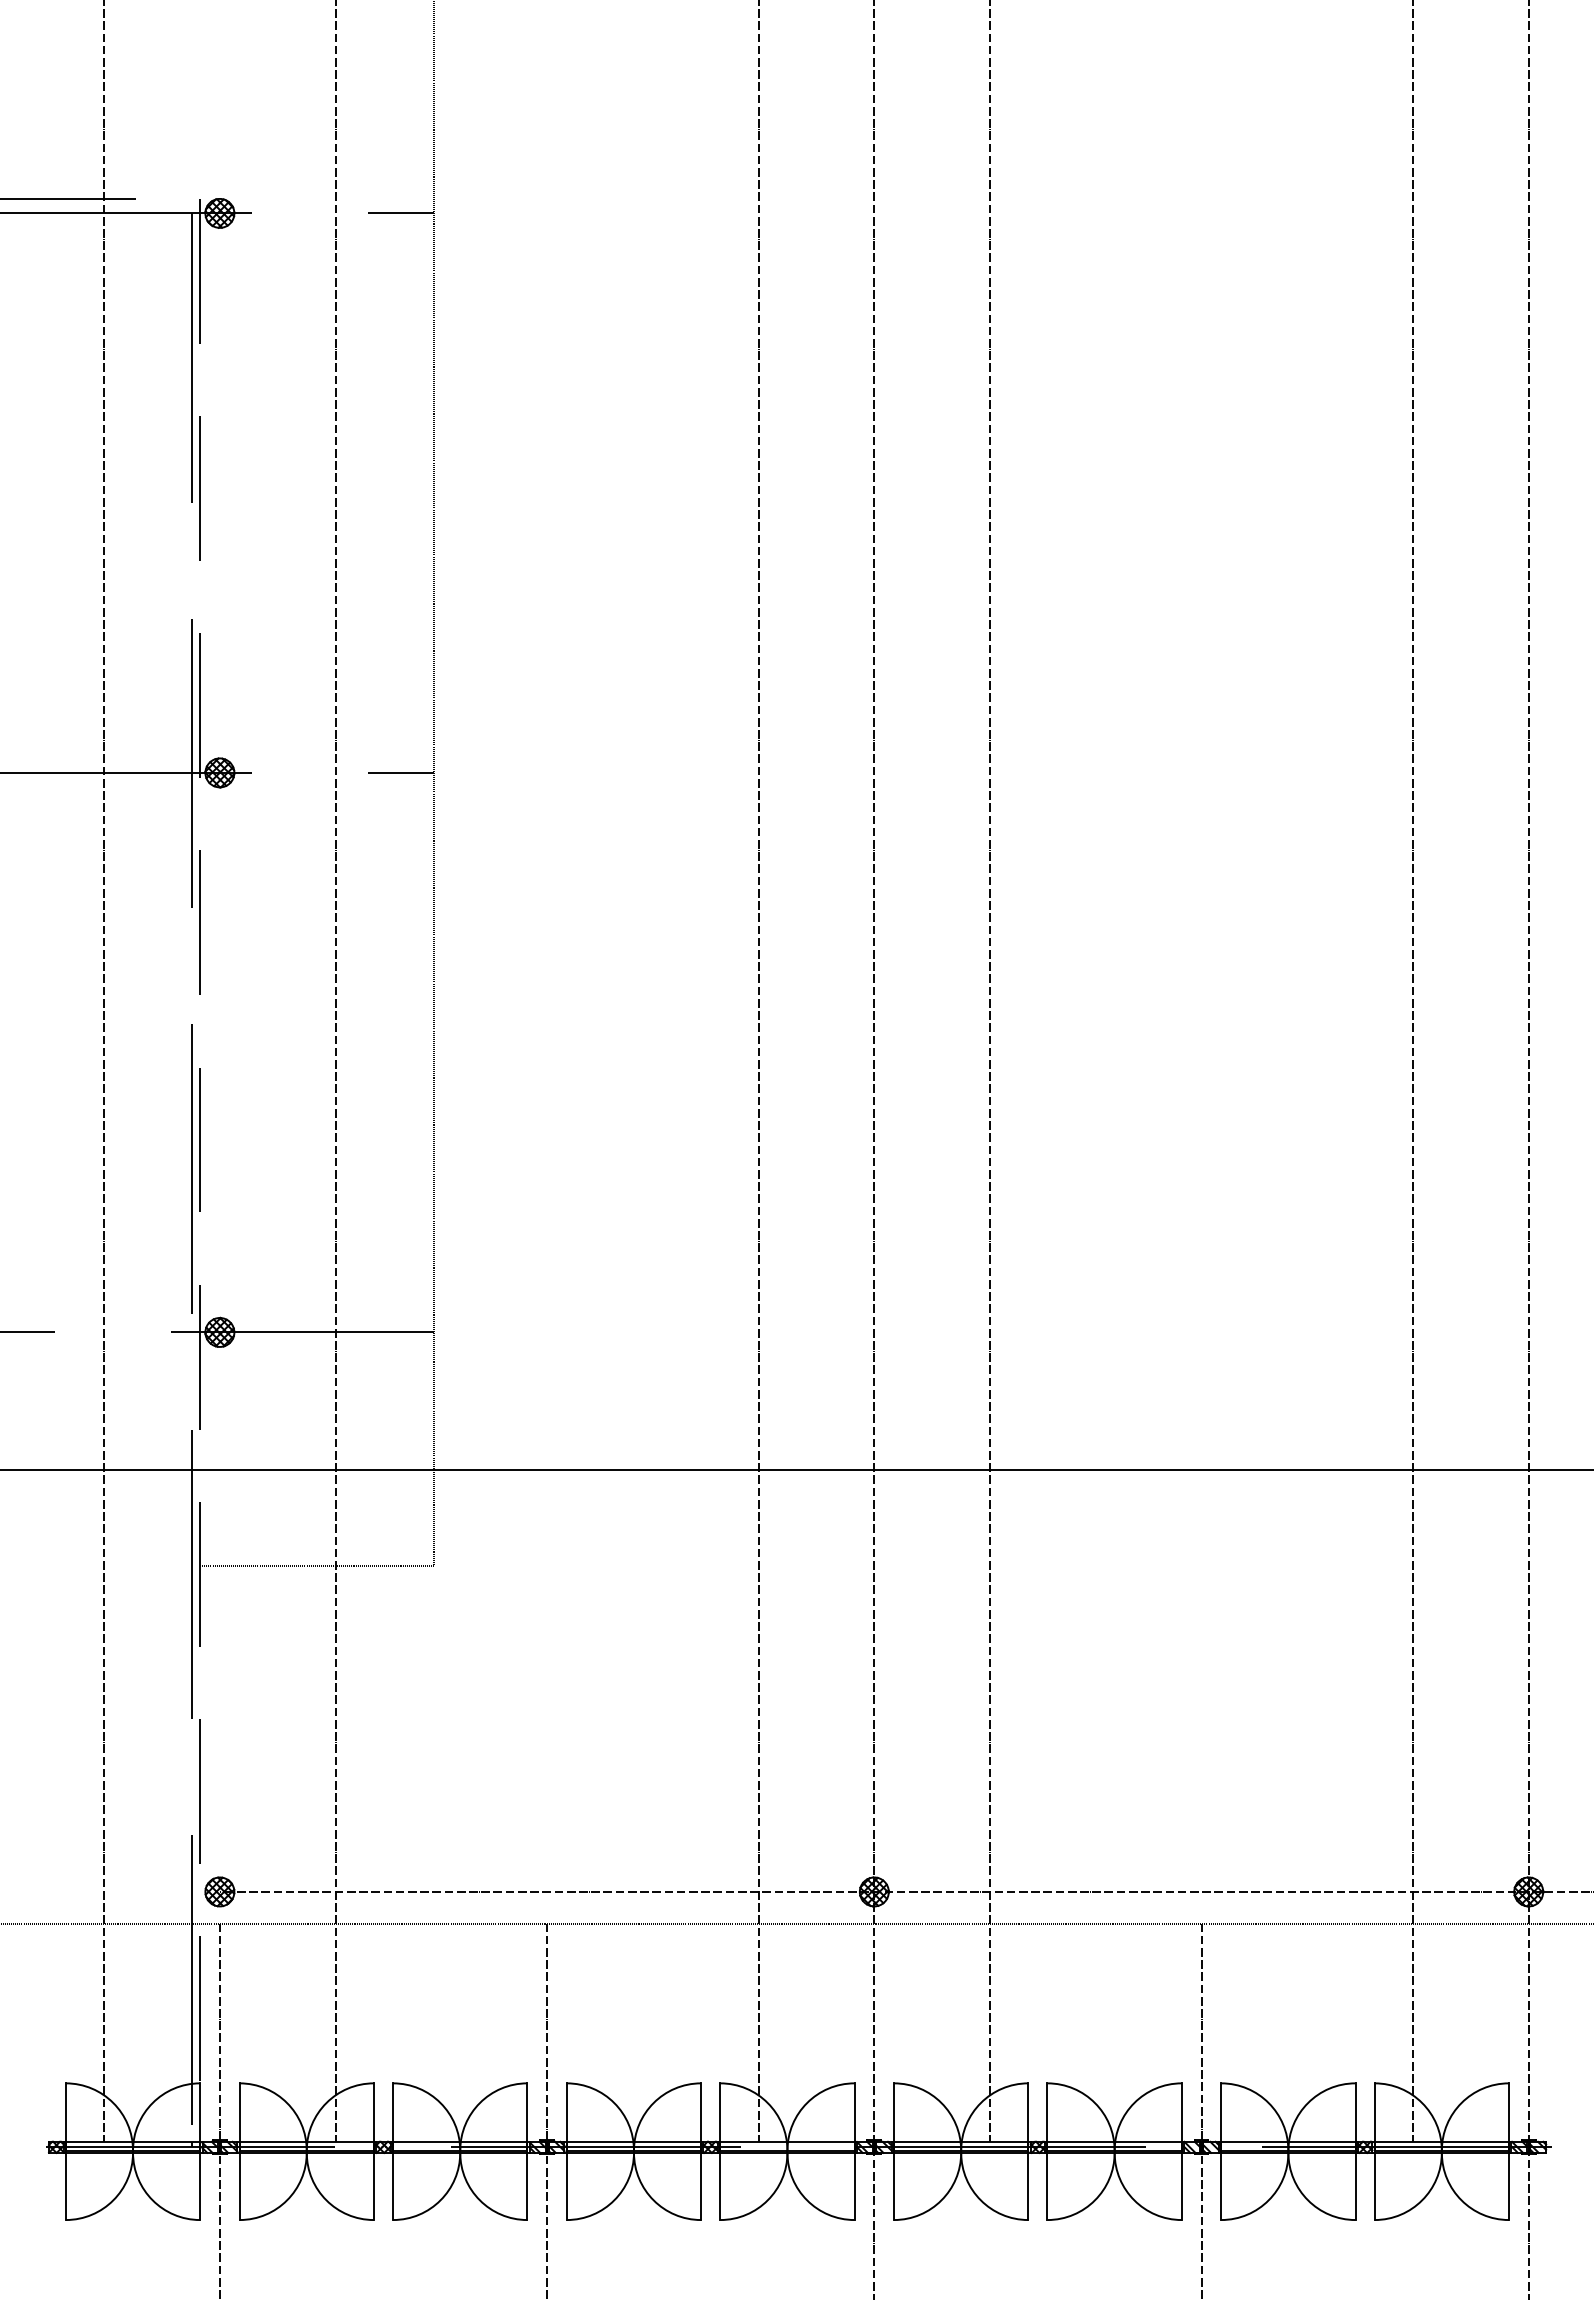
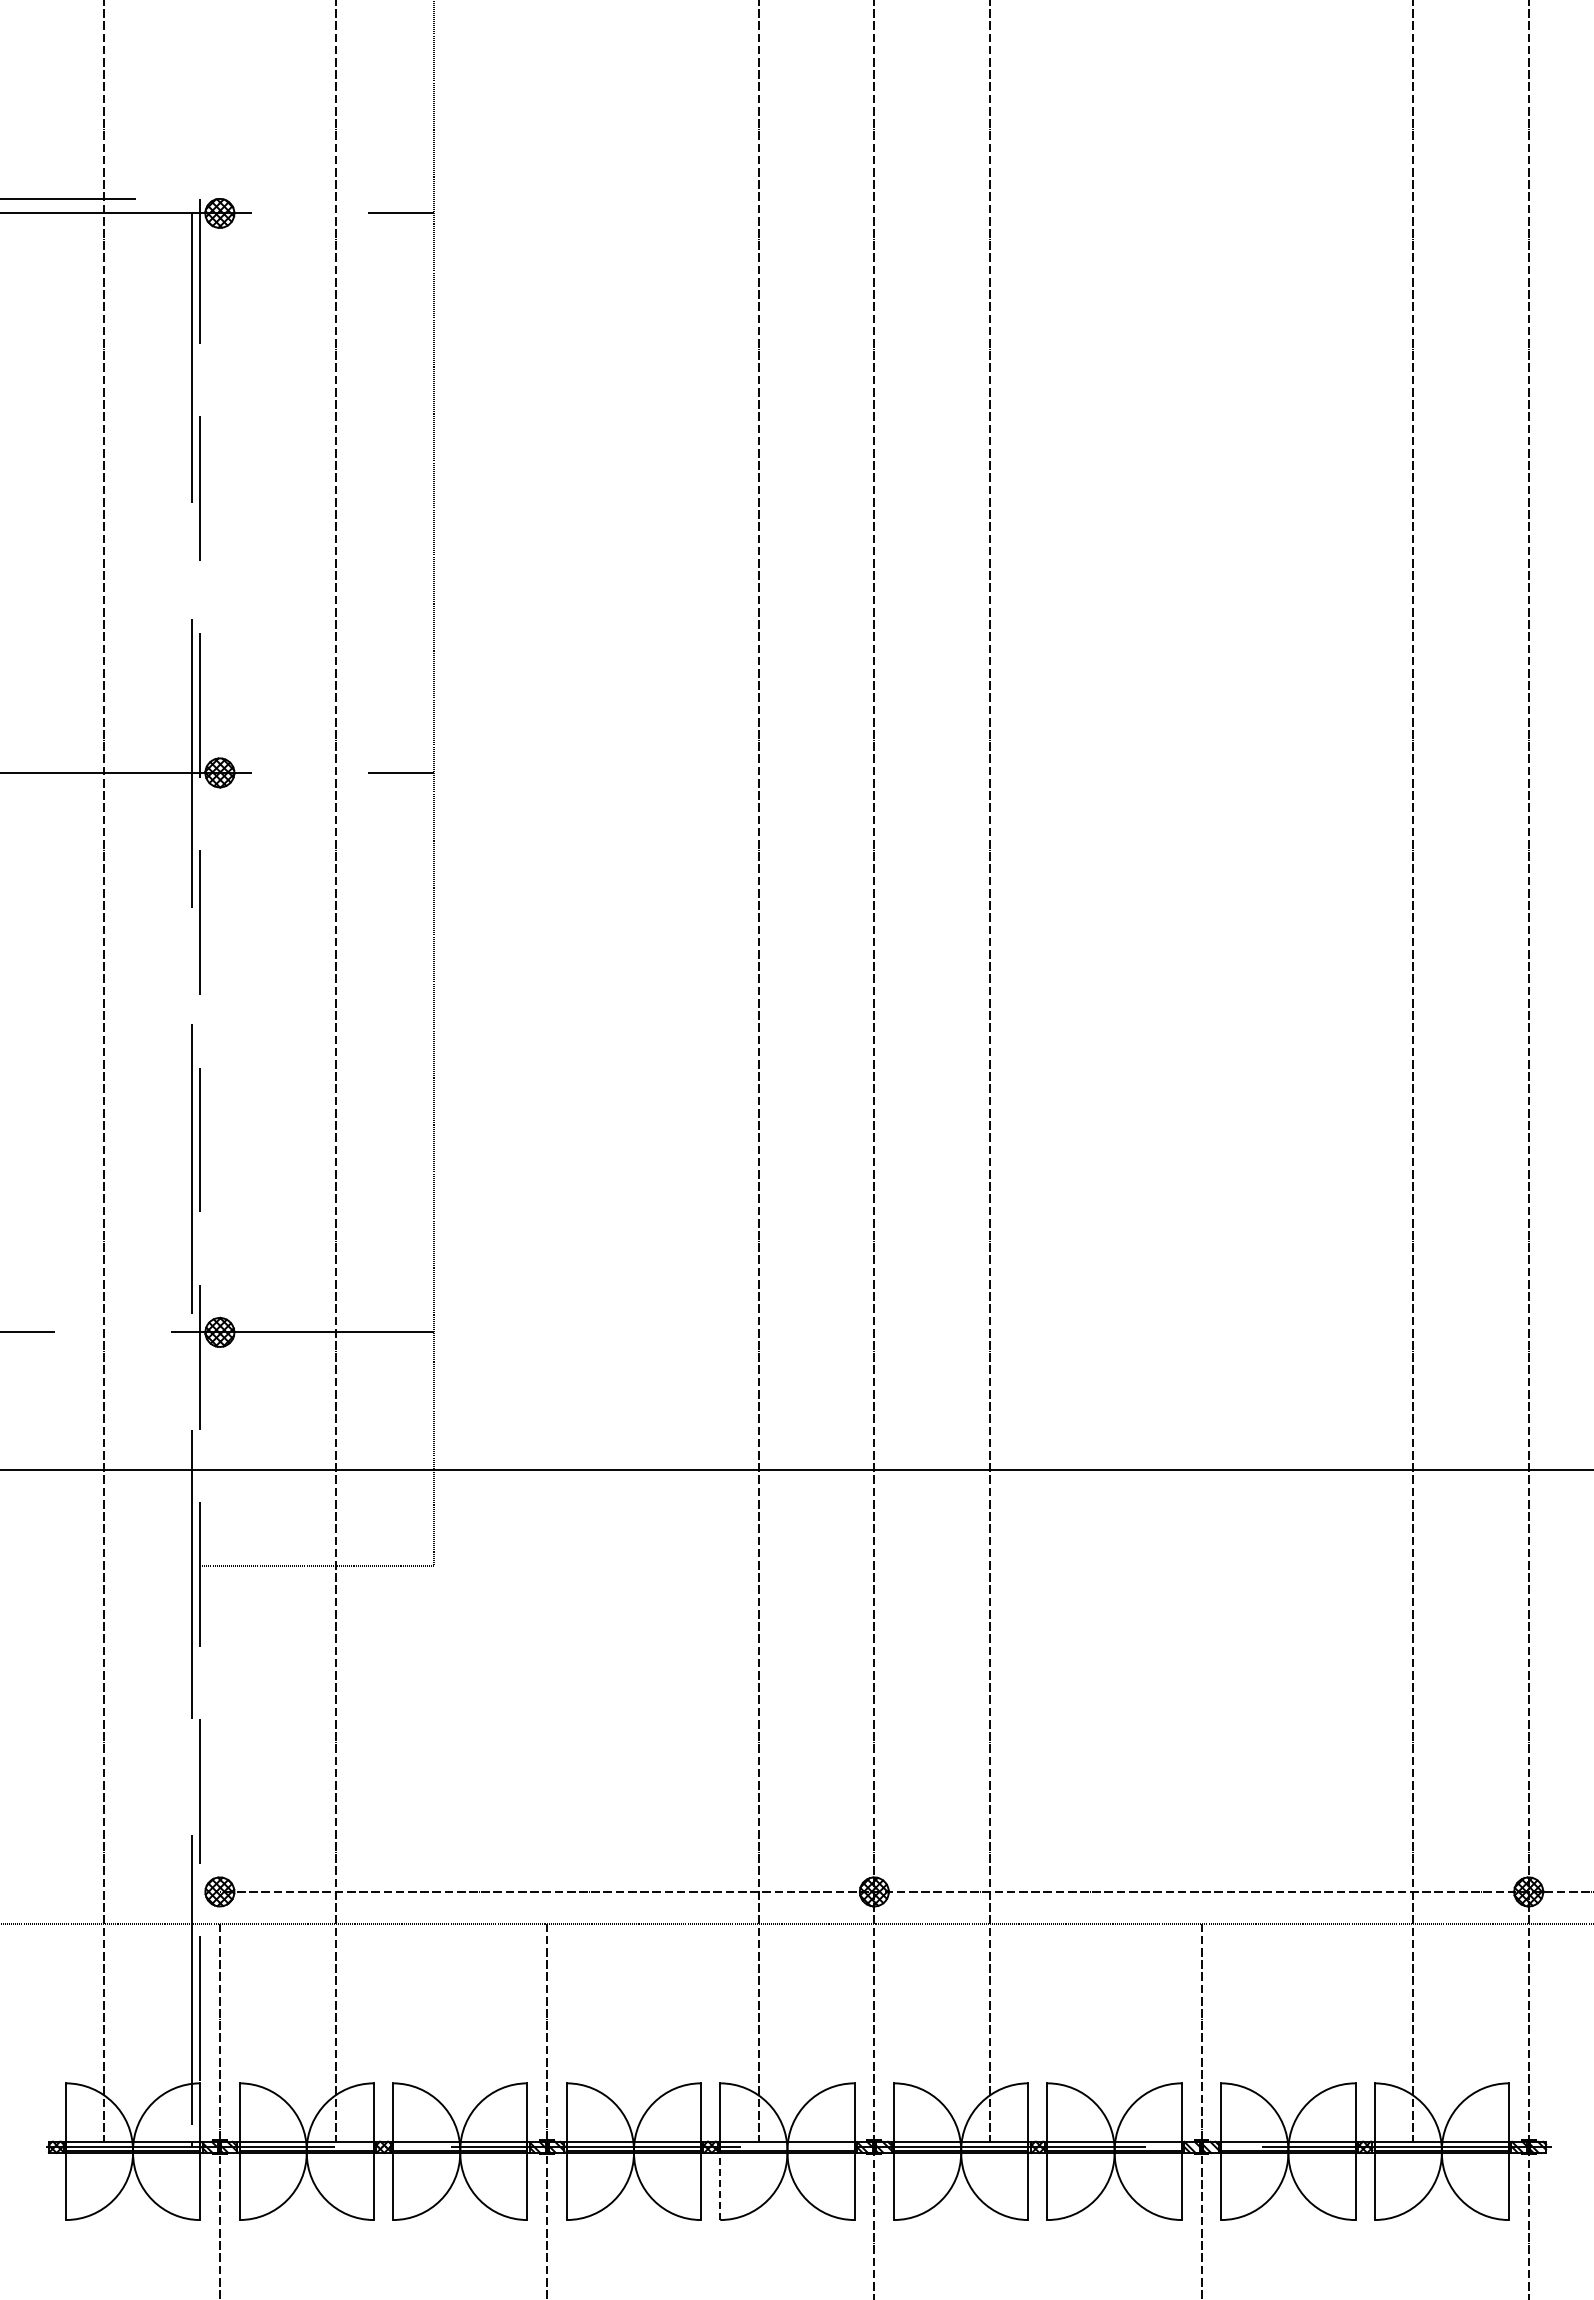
line: solid -> dashed (720, 2186)
